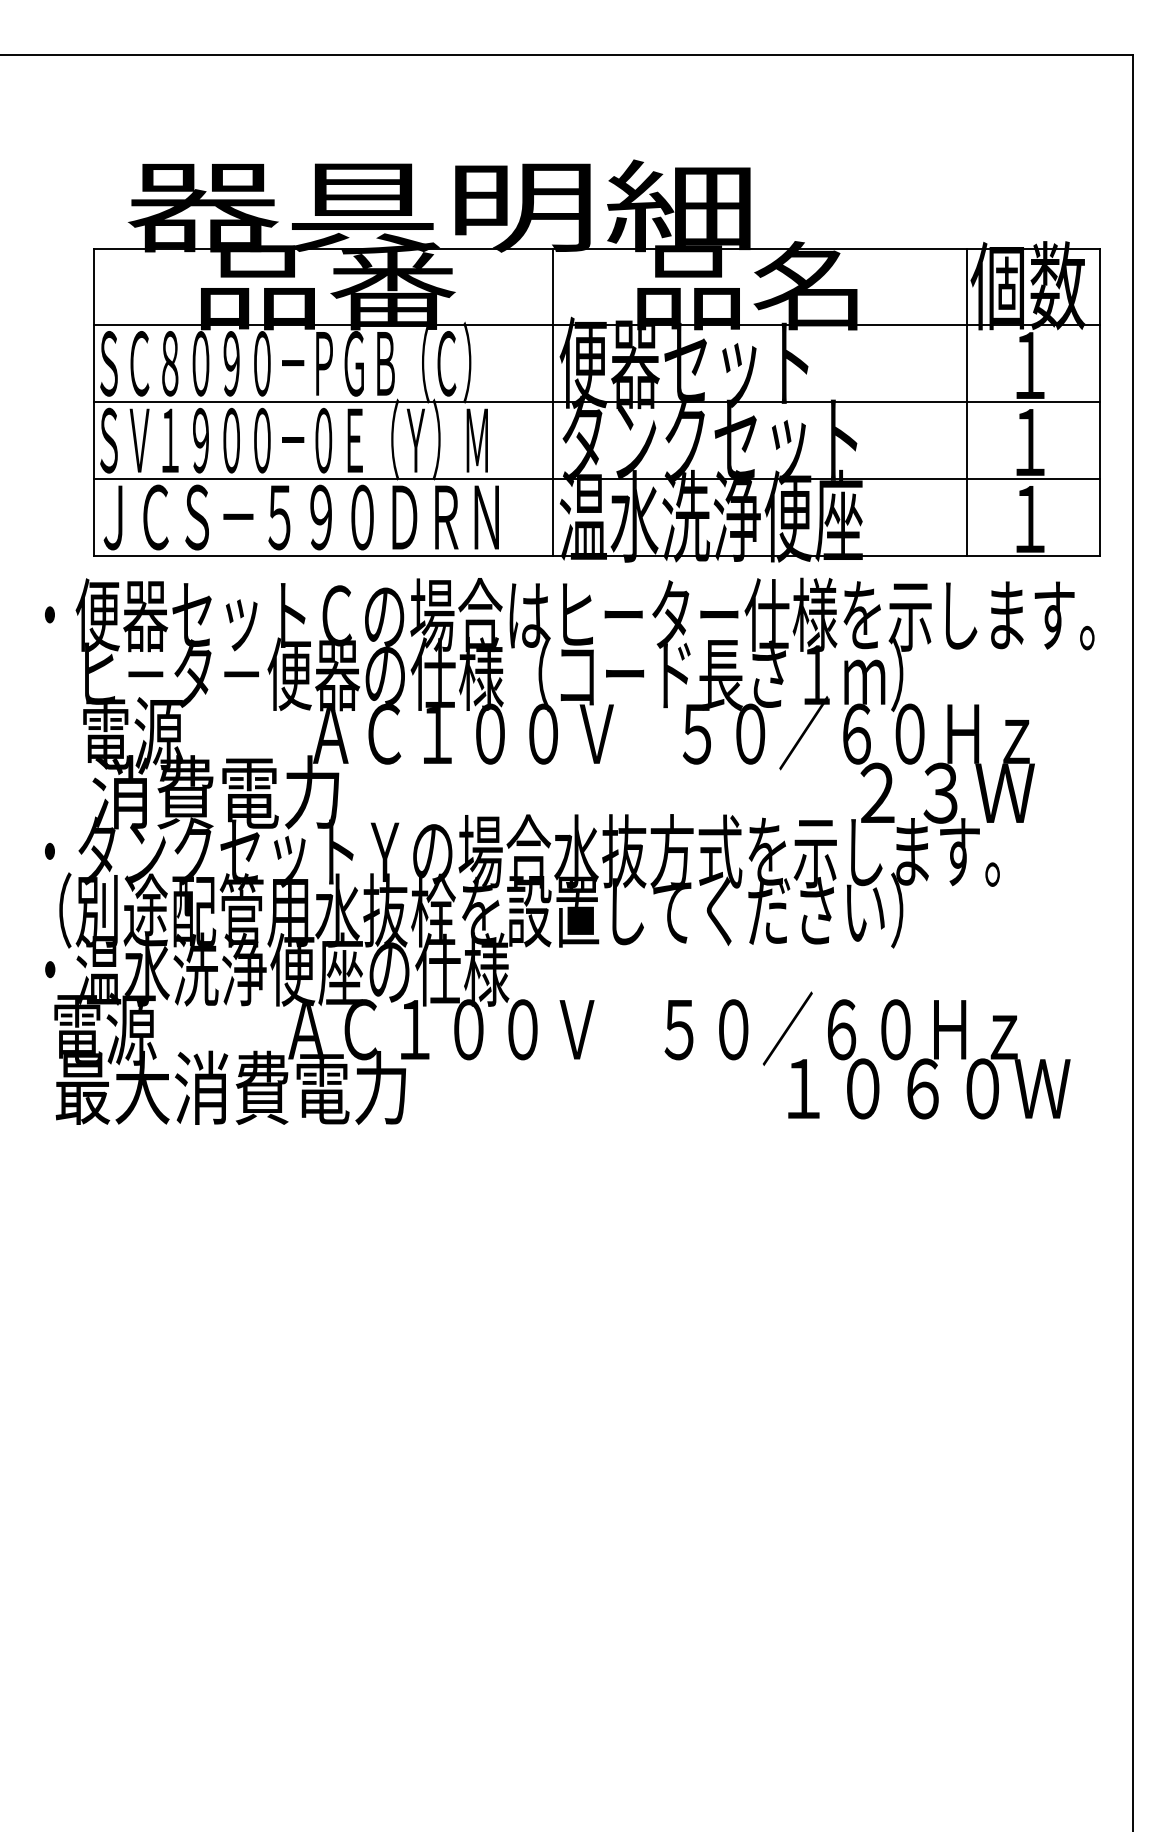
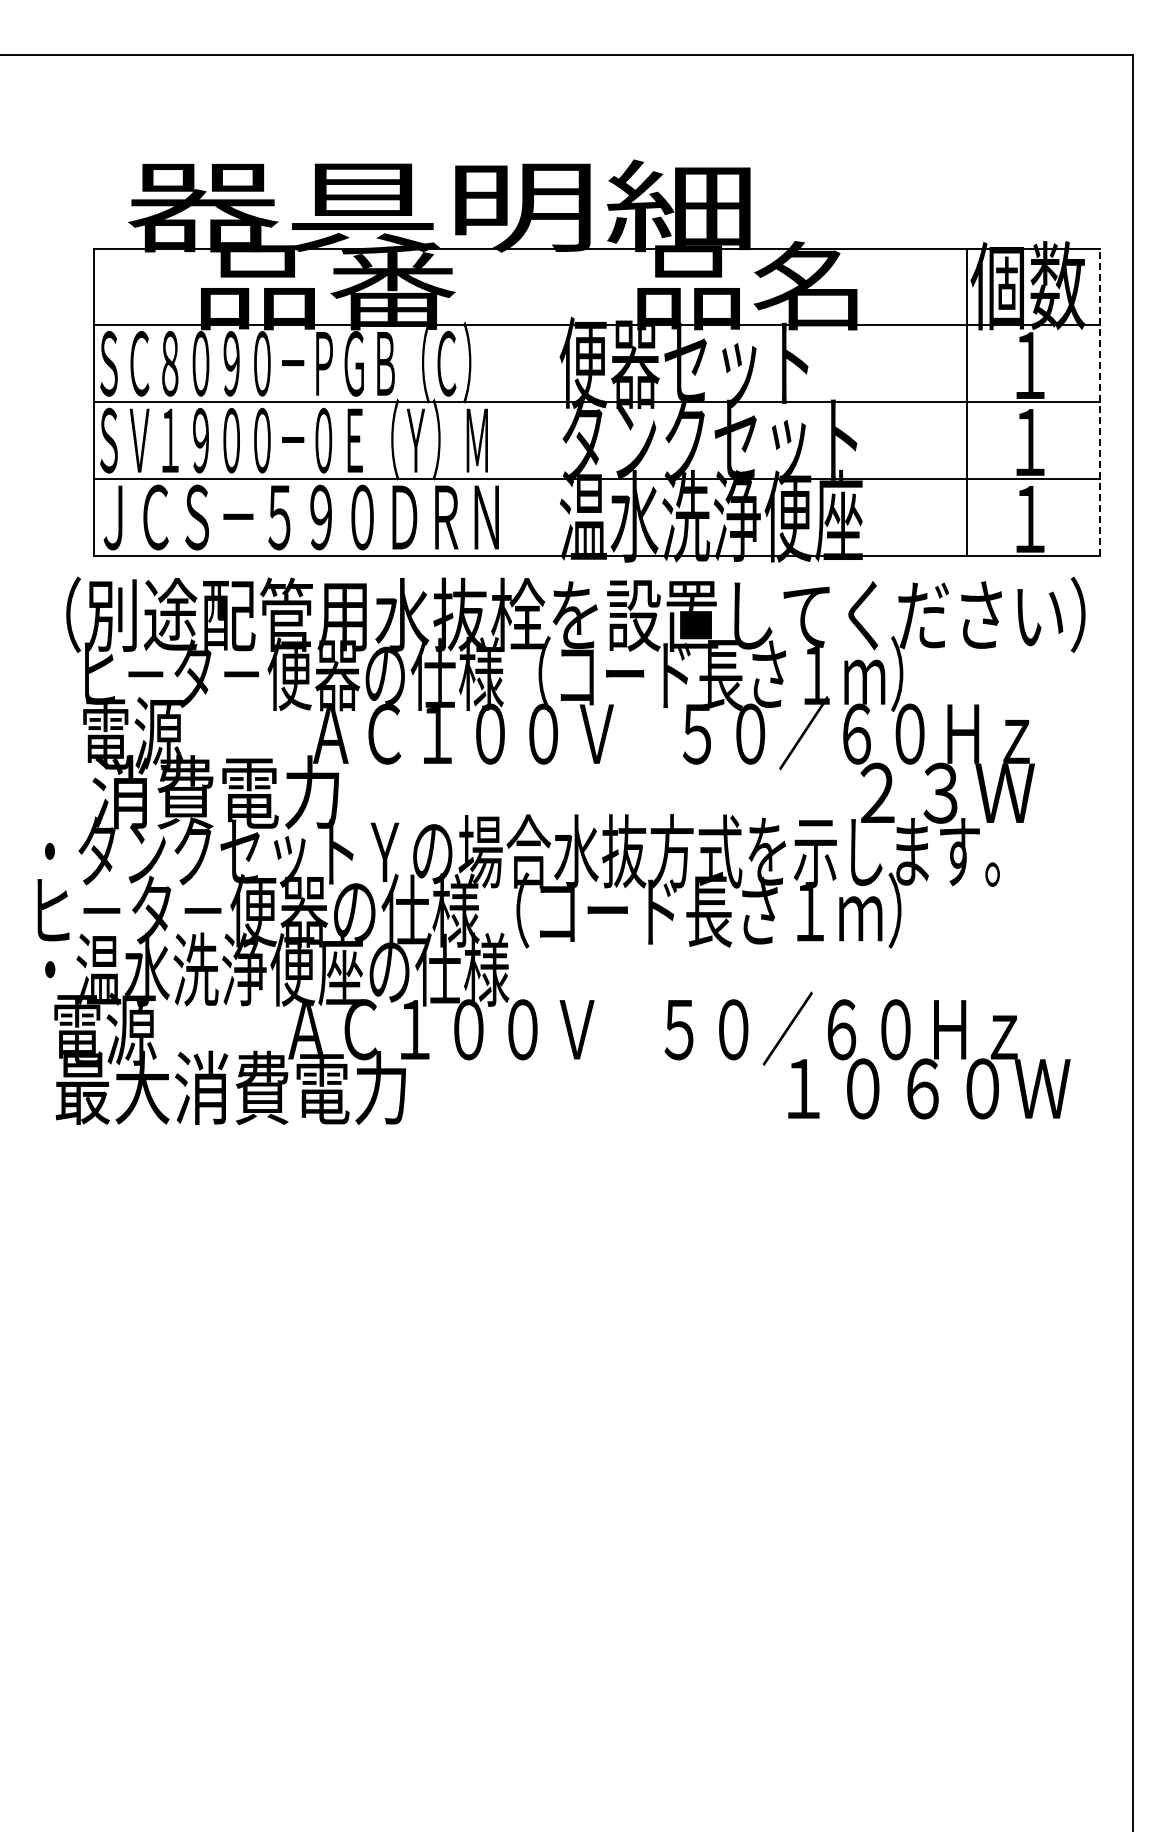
line: present -> none (553, 402)
line: solid -> dashed (1100, 402)
text: ・便器セットＣの場合はヒーター仕様を示します。 -> （別途配管用水抜栓を設置してください） (569, 614)
text: （別途配管用水抜栓を設置してください） -> ヒ－タ－便器の仕様（コード長さ１ｍ） (470, 910)
